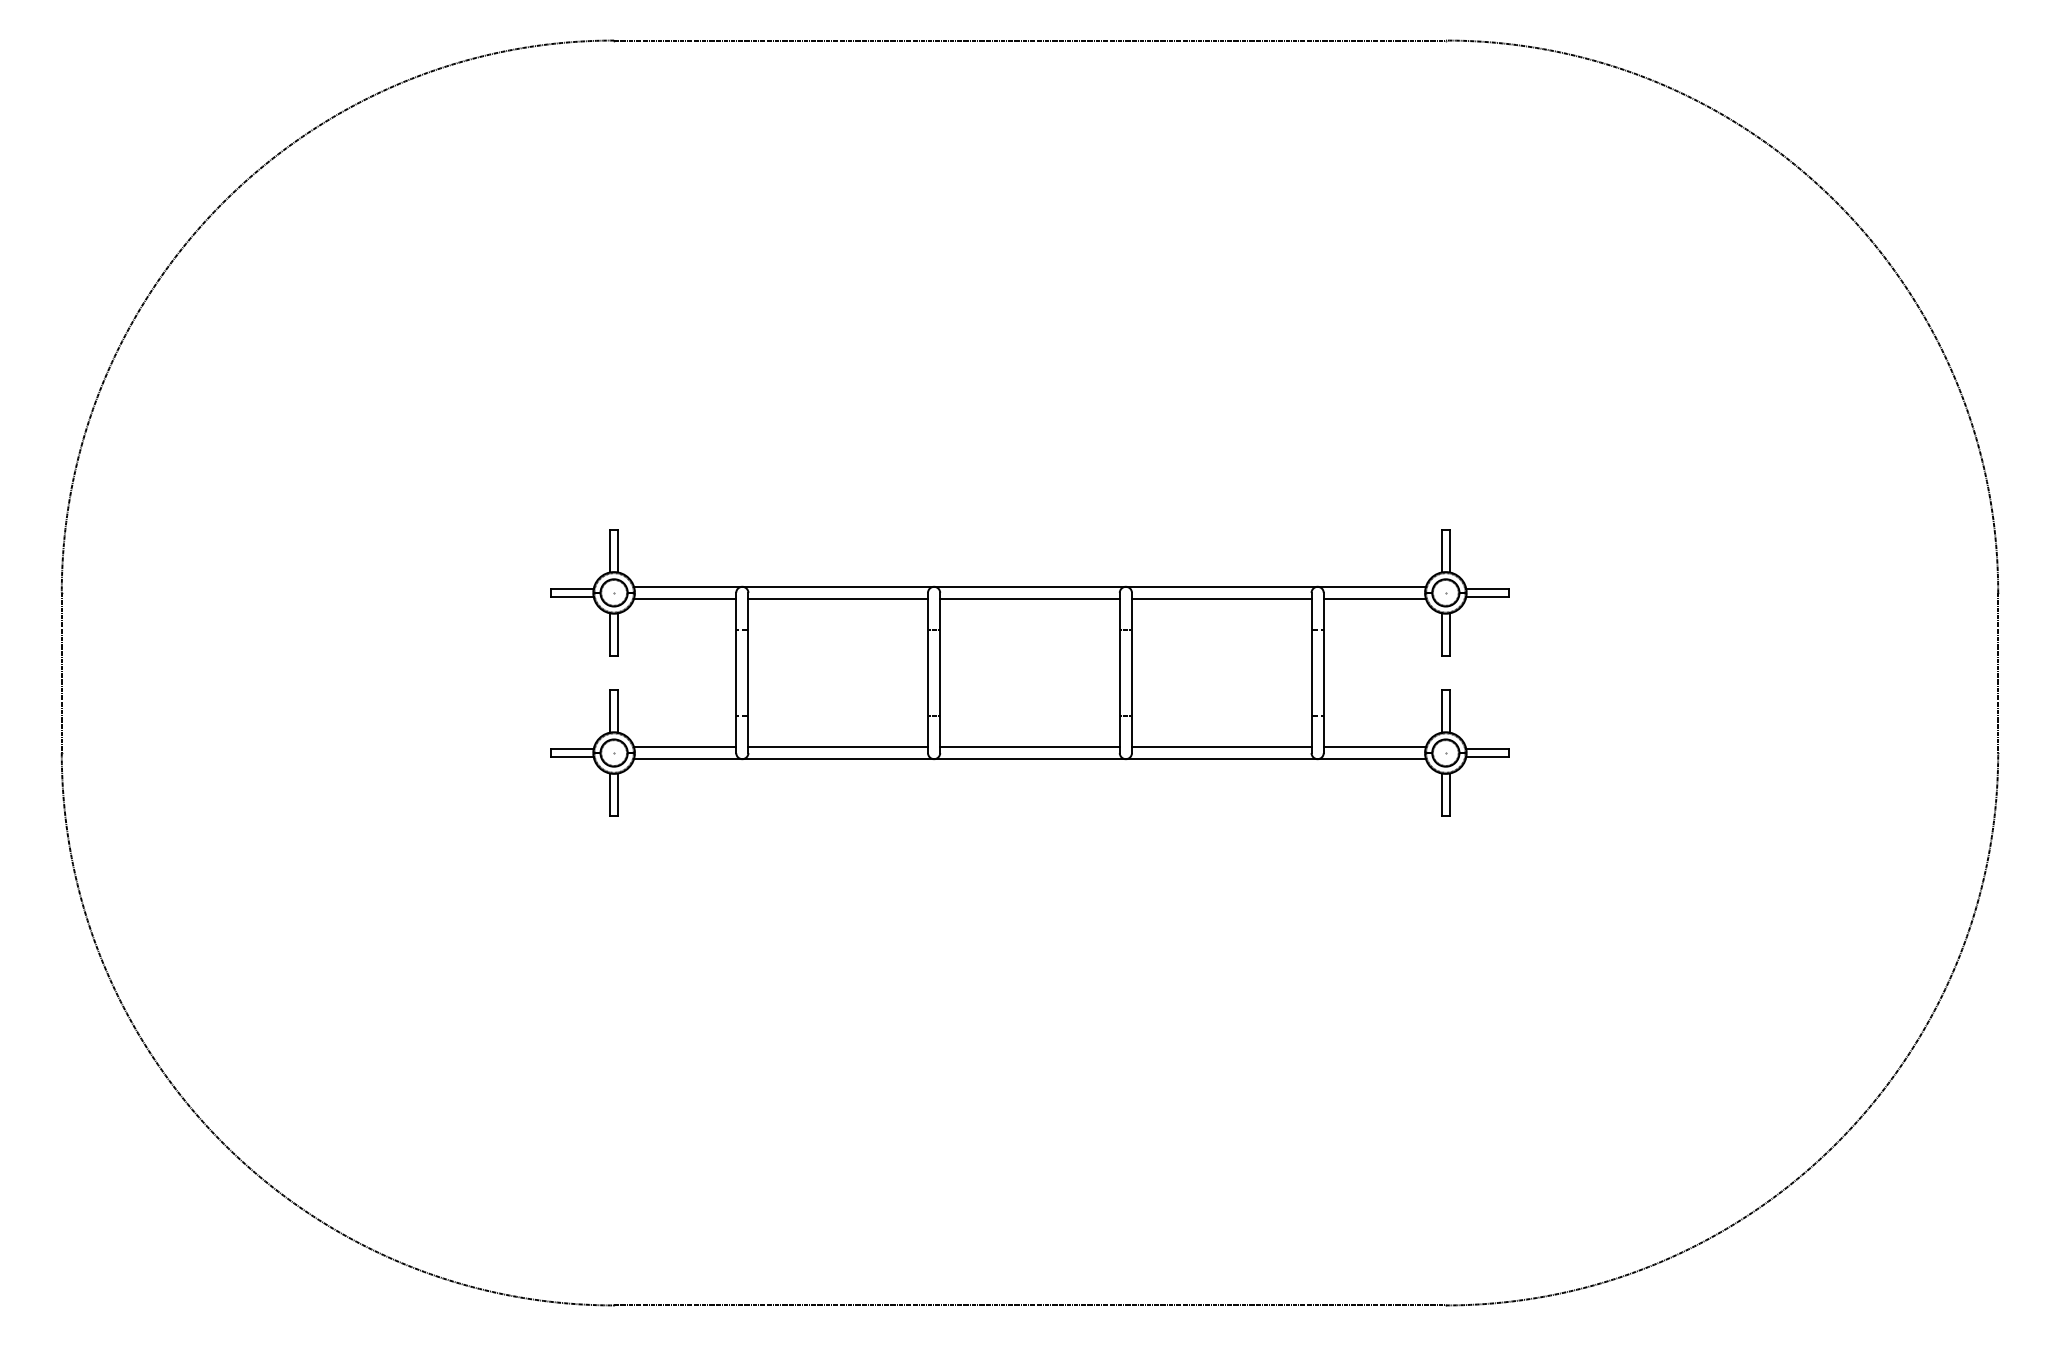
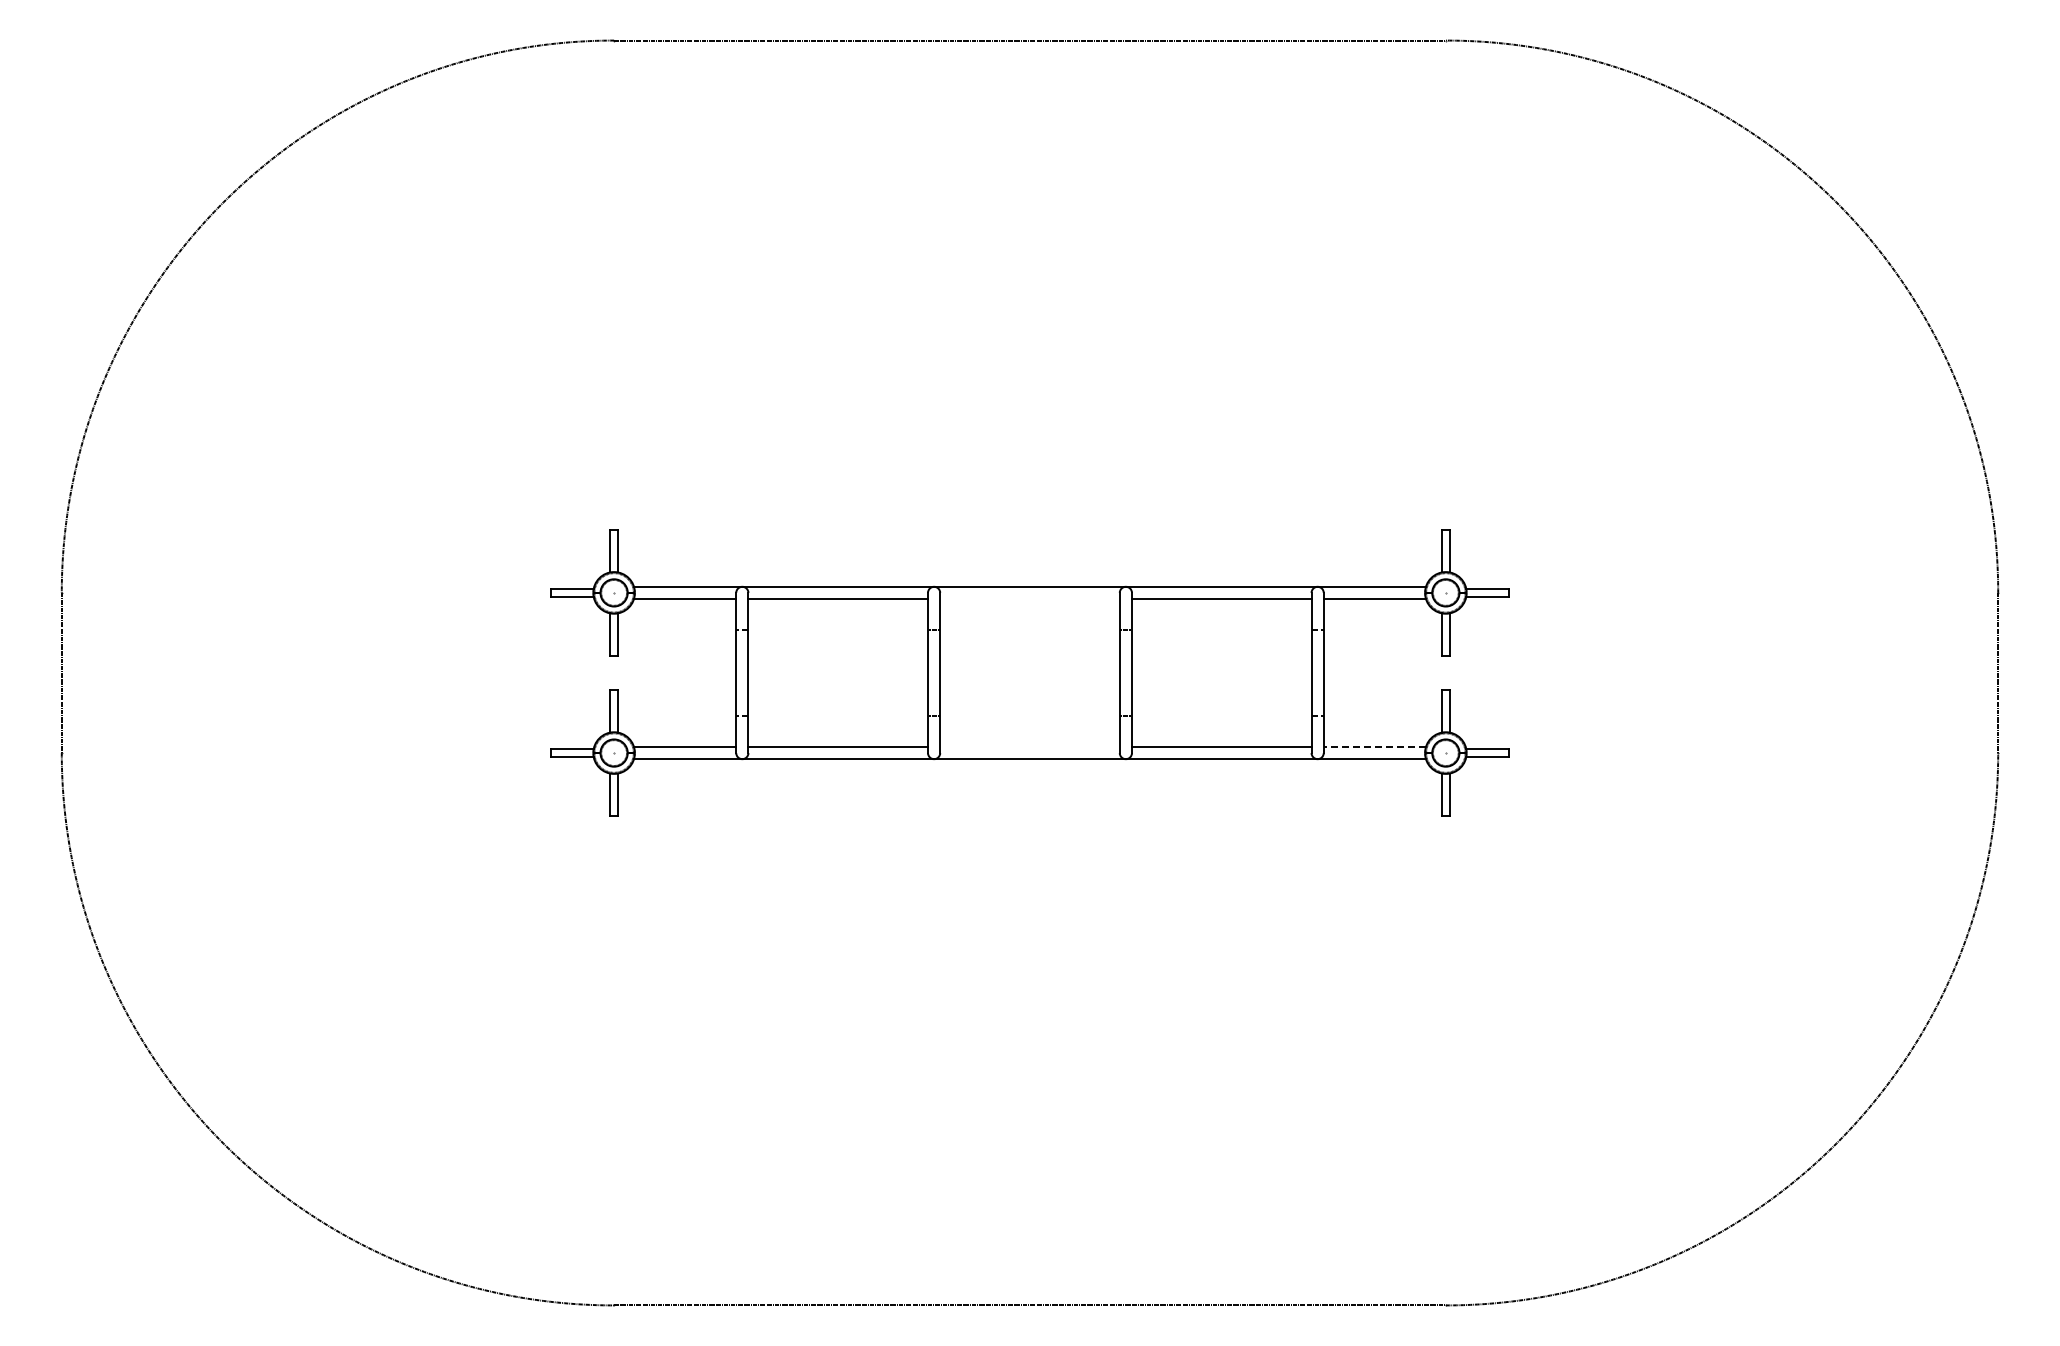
line: present -> none (1029, 599)
line: present -> none (1029, 746)
line: solid -> dashed (1374, 746)
